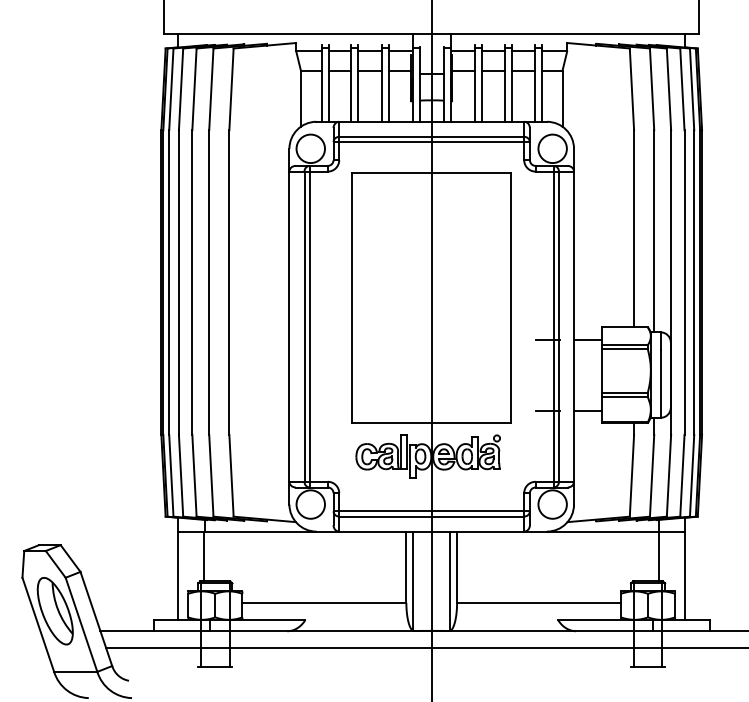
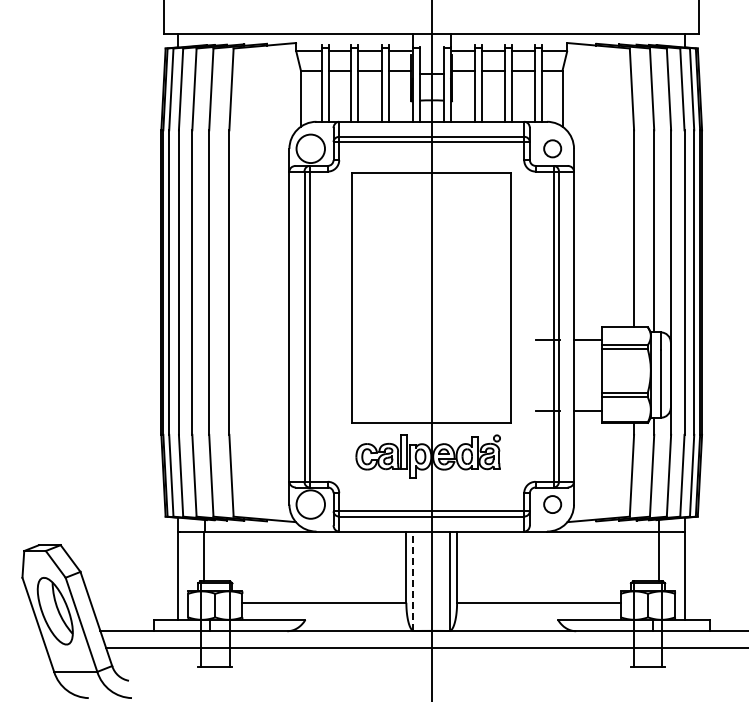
circle diameter: 28 px -> 17 px (552, 148)
circle diameter: 28 px -> 17 px (552, 504)
line: solid -> dashed (413, 581)
